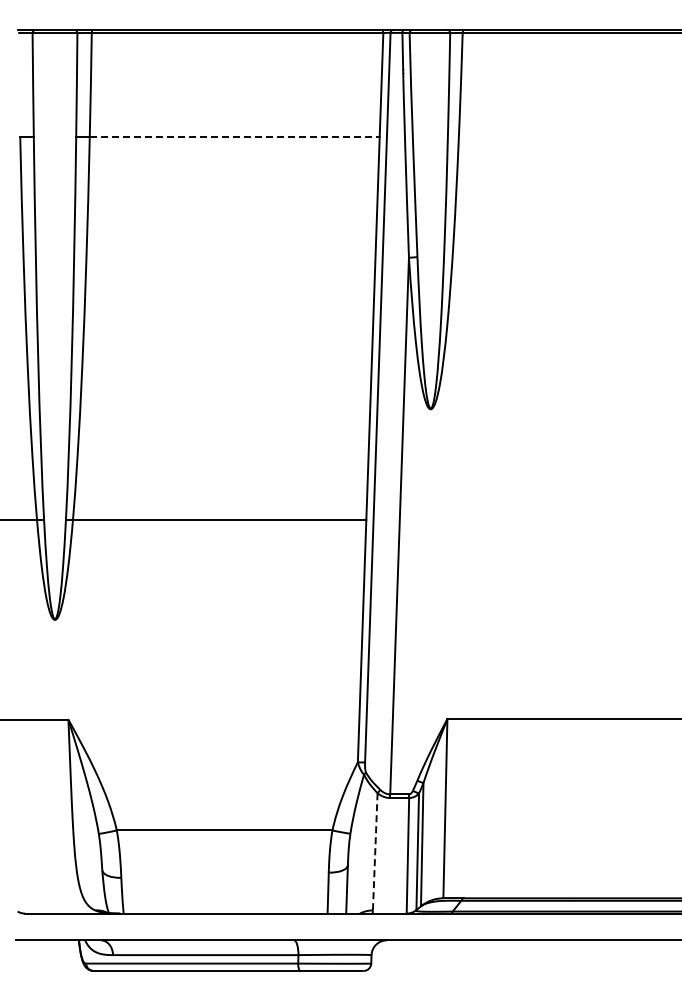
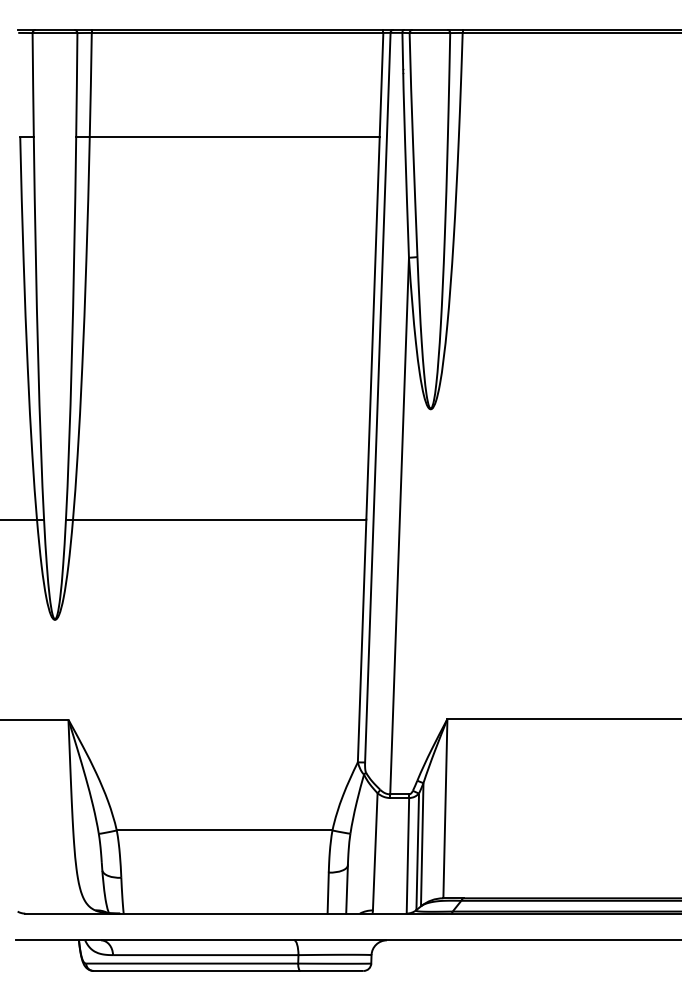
line: dashed -> solid (234, 137)
line: dashed -> solid (375, 851)
